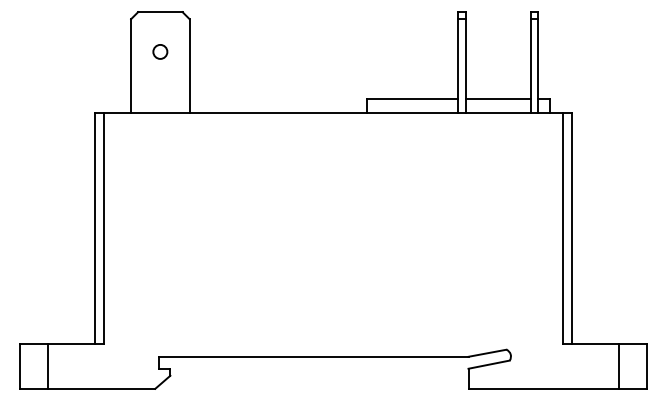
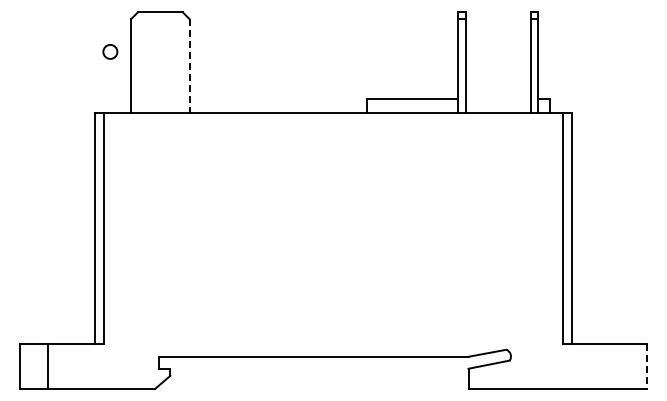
circle position: (160, 51) -> (110, 51) (110, 51)
line: solid -> dashed (189, 65)
line: present -> none (497, 98)
line: present -> none (618, 366)
line: solid -> dashed (646, 367)
